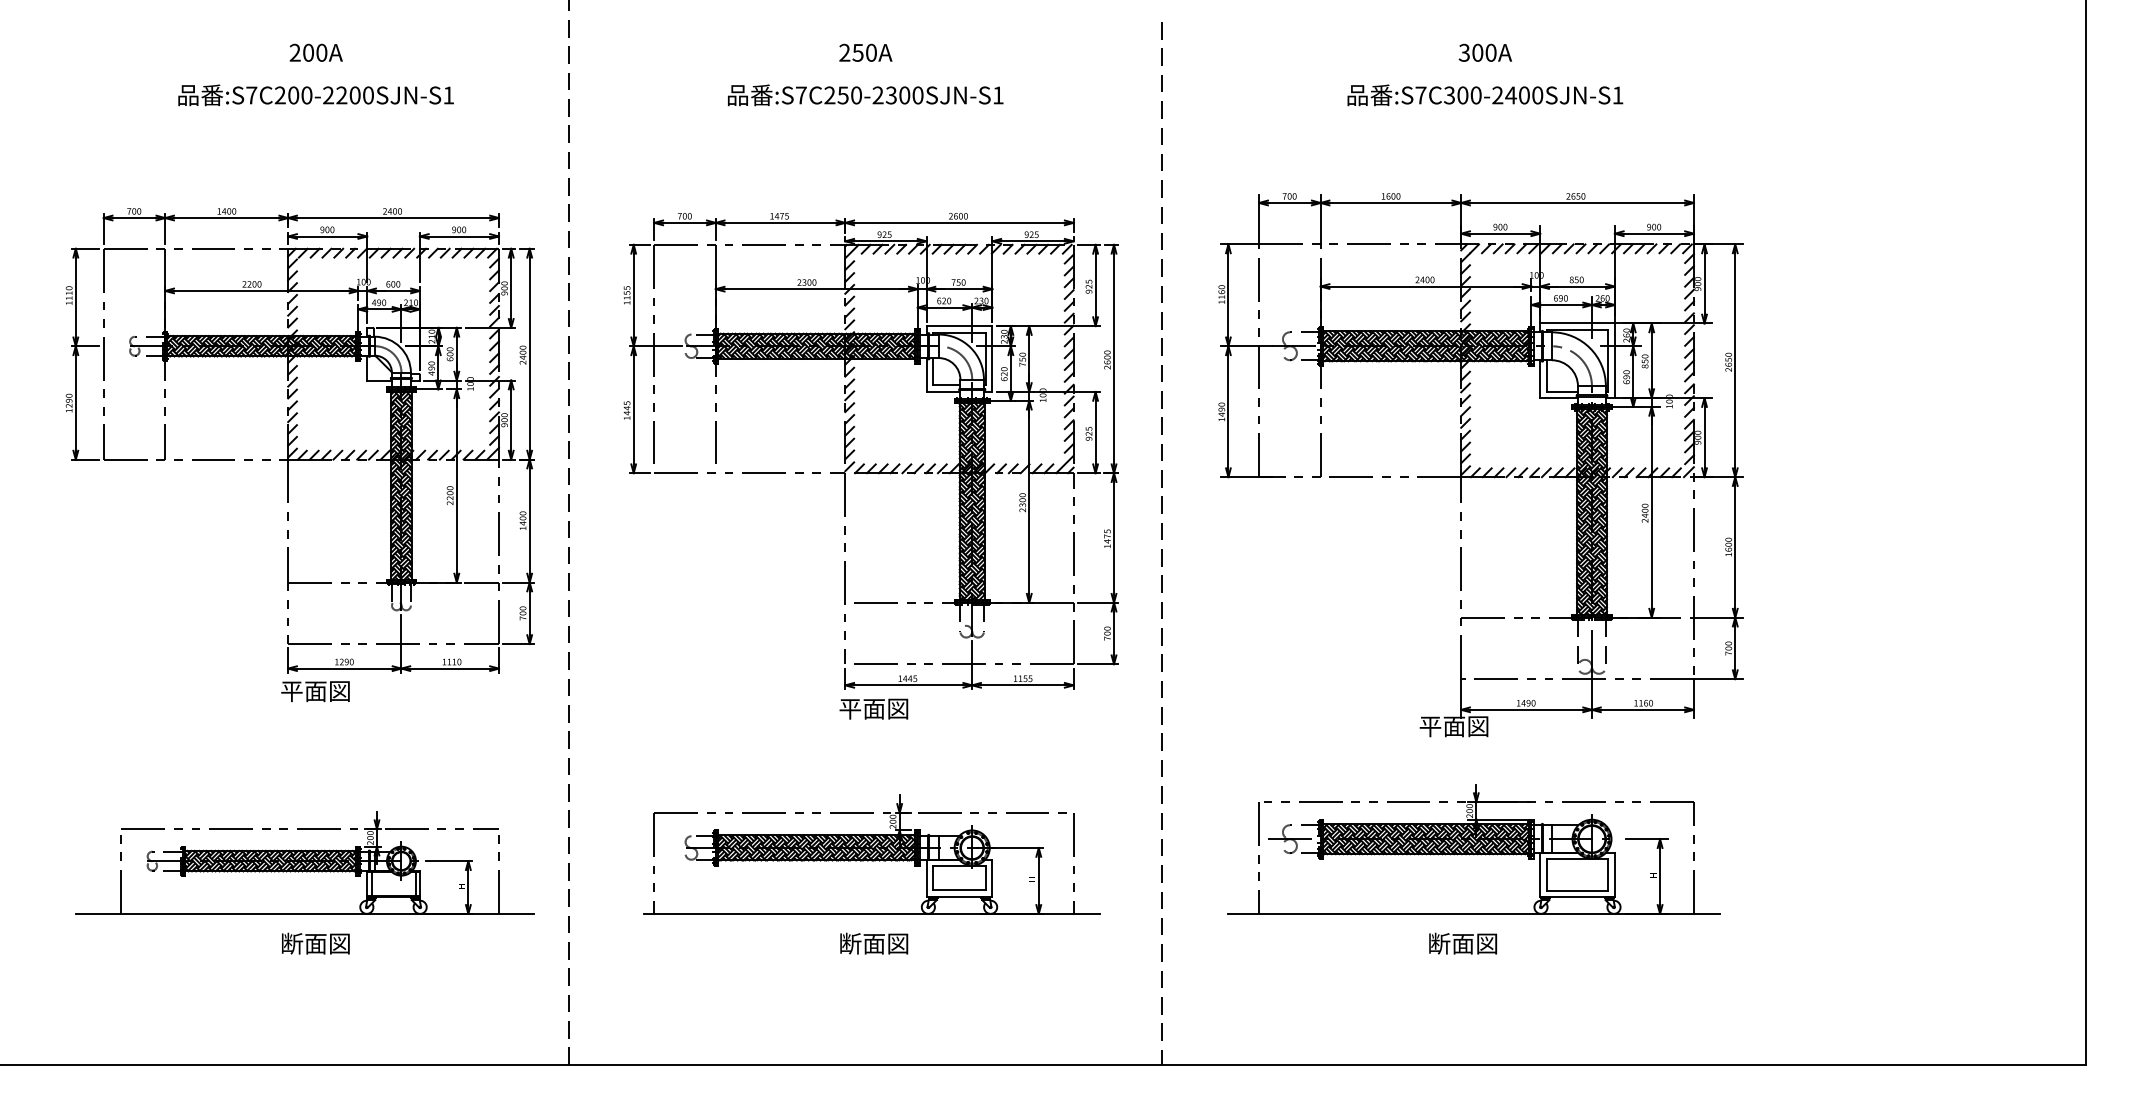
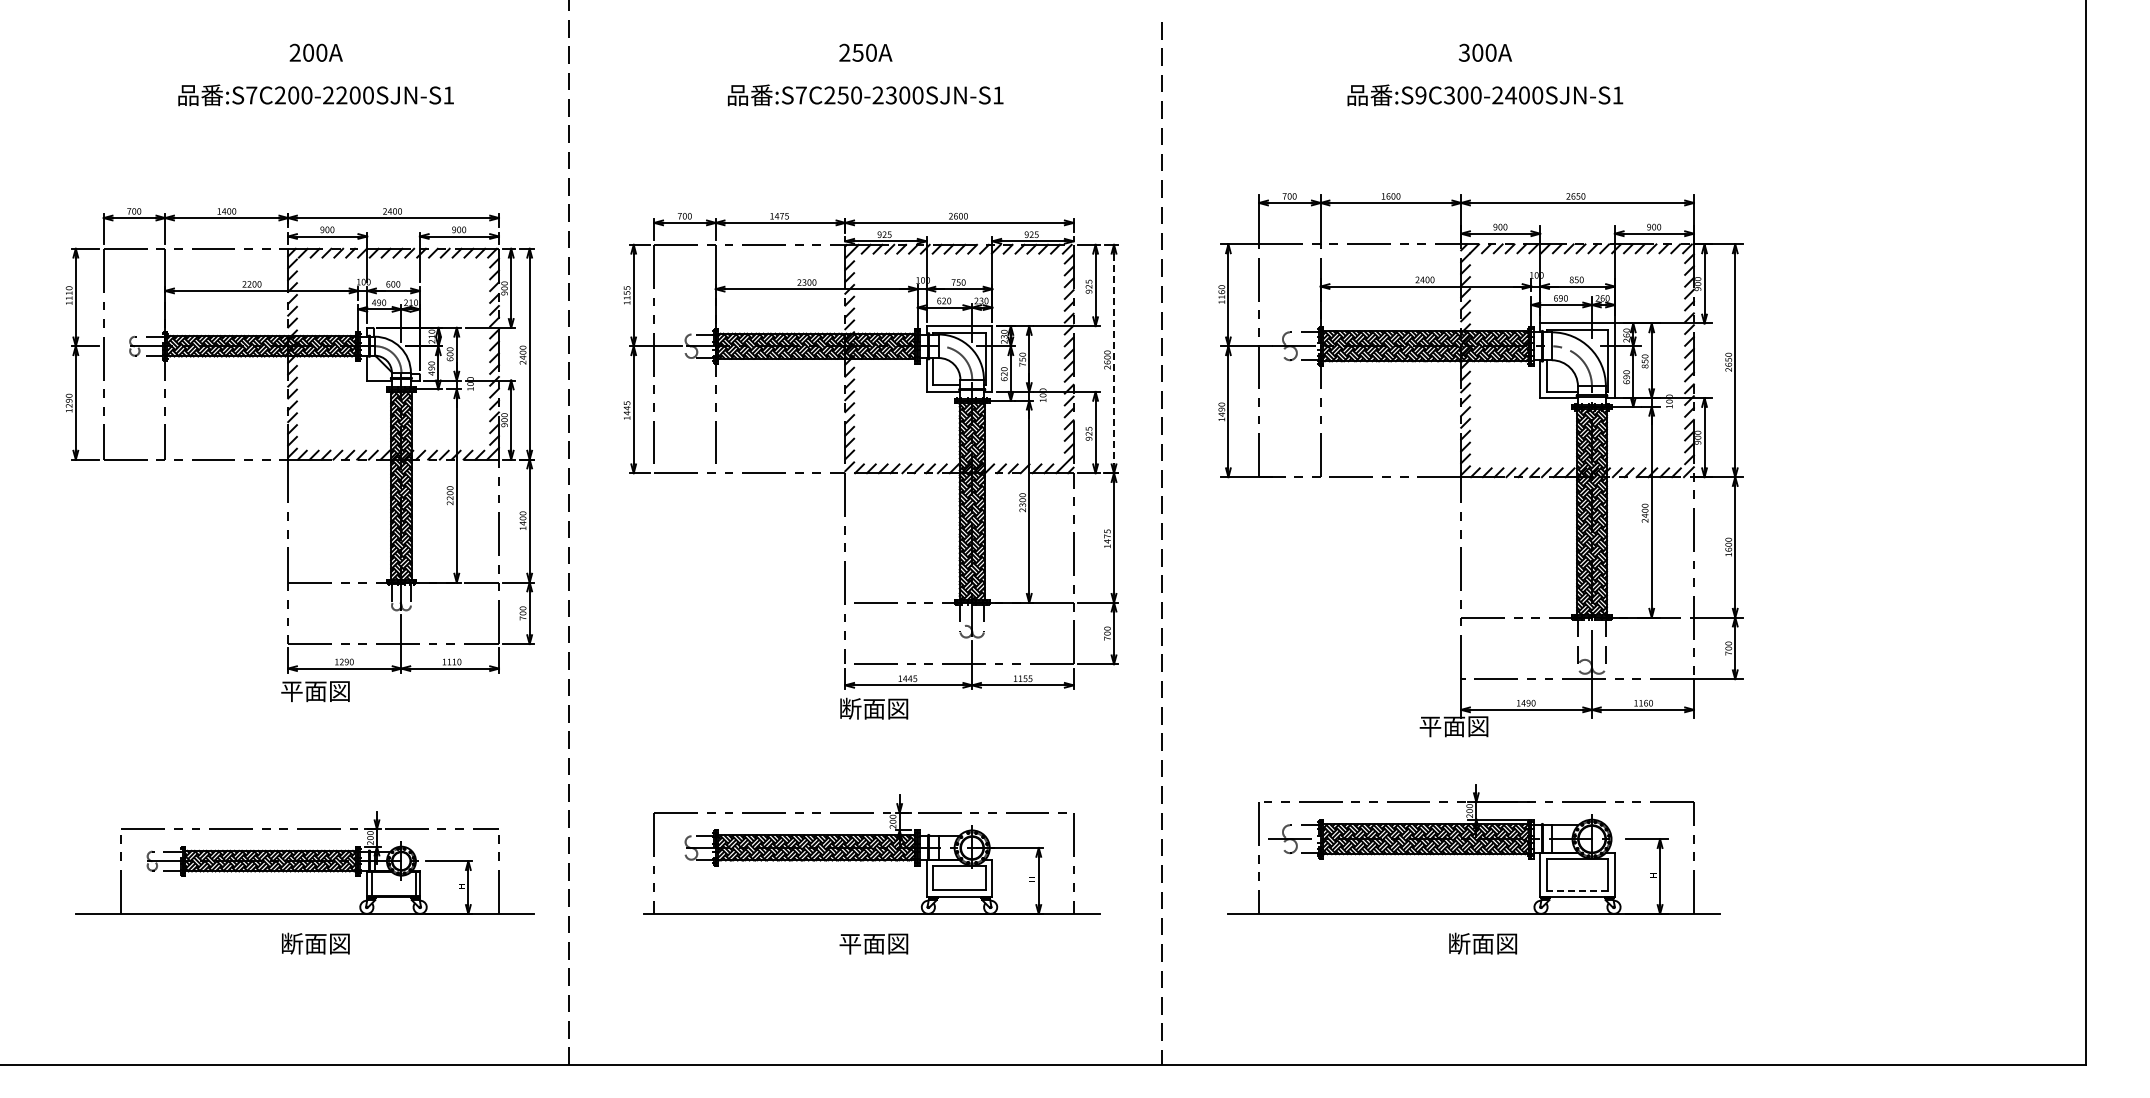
text: :S7C300-2400SJN-S1 -> :S9C300-2400SJN-S1 (1420, 95)
line: solid -> dashed (1114, 359)
text: 平面図 -> 断面図 (850, 708)
line: solid -> dashed (1577, 890)
text: 断面図 -> 平面図 (850, 943)
text position: (1463, 943) -> (1483, 943) (1483, 943)
